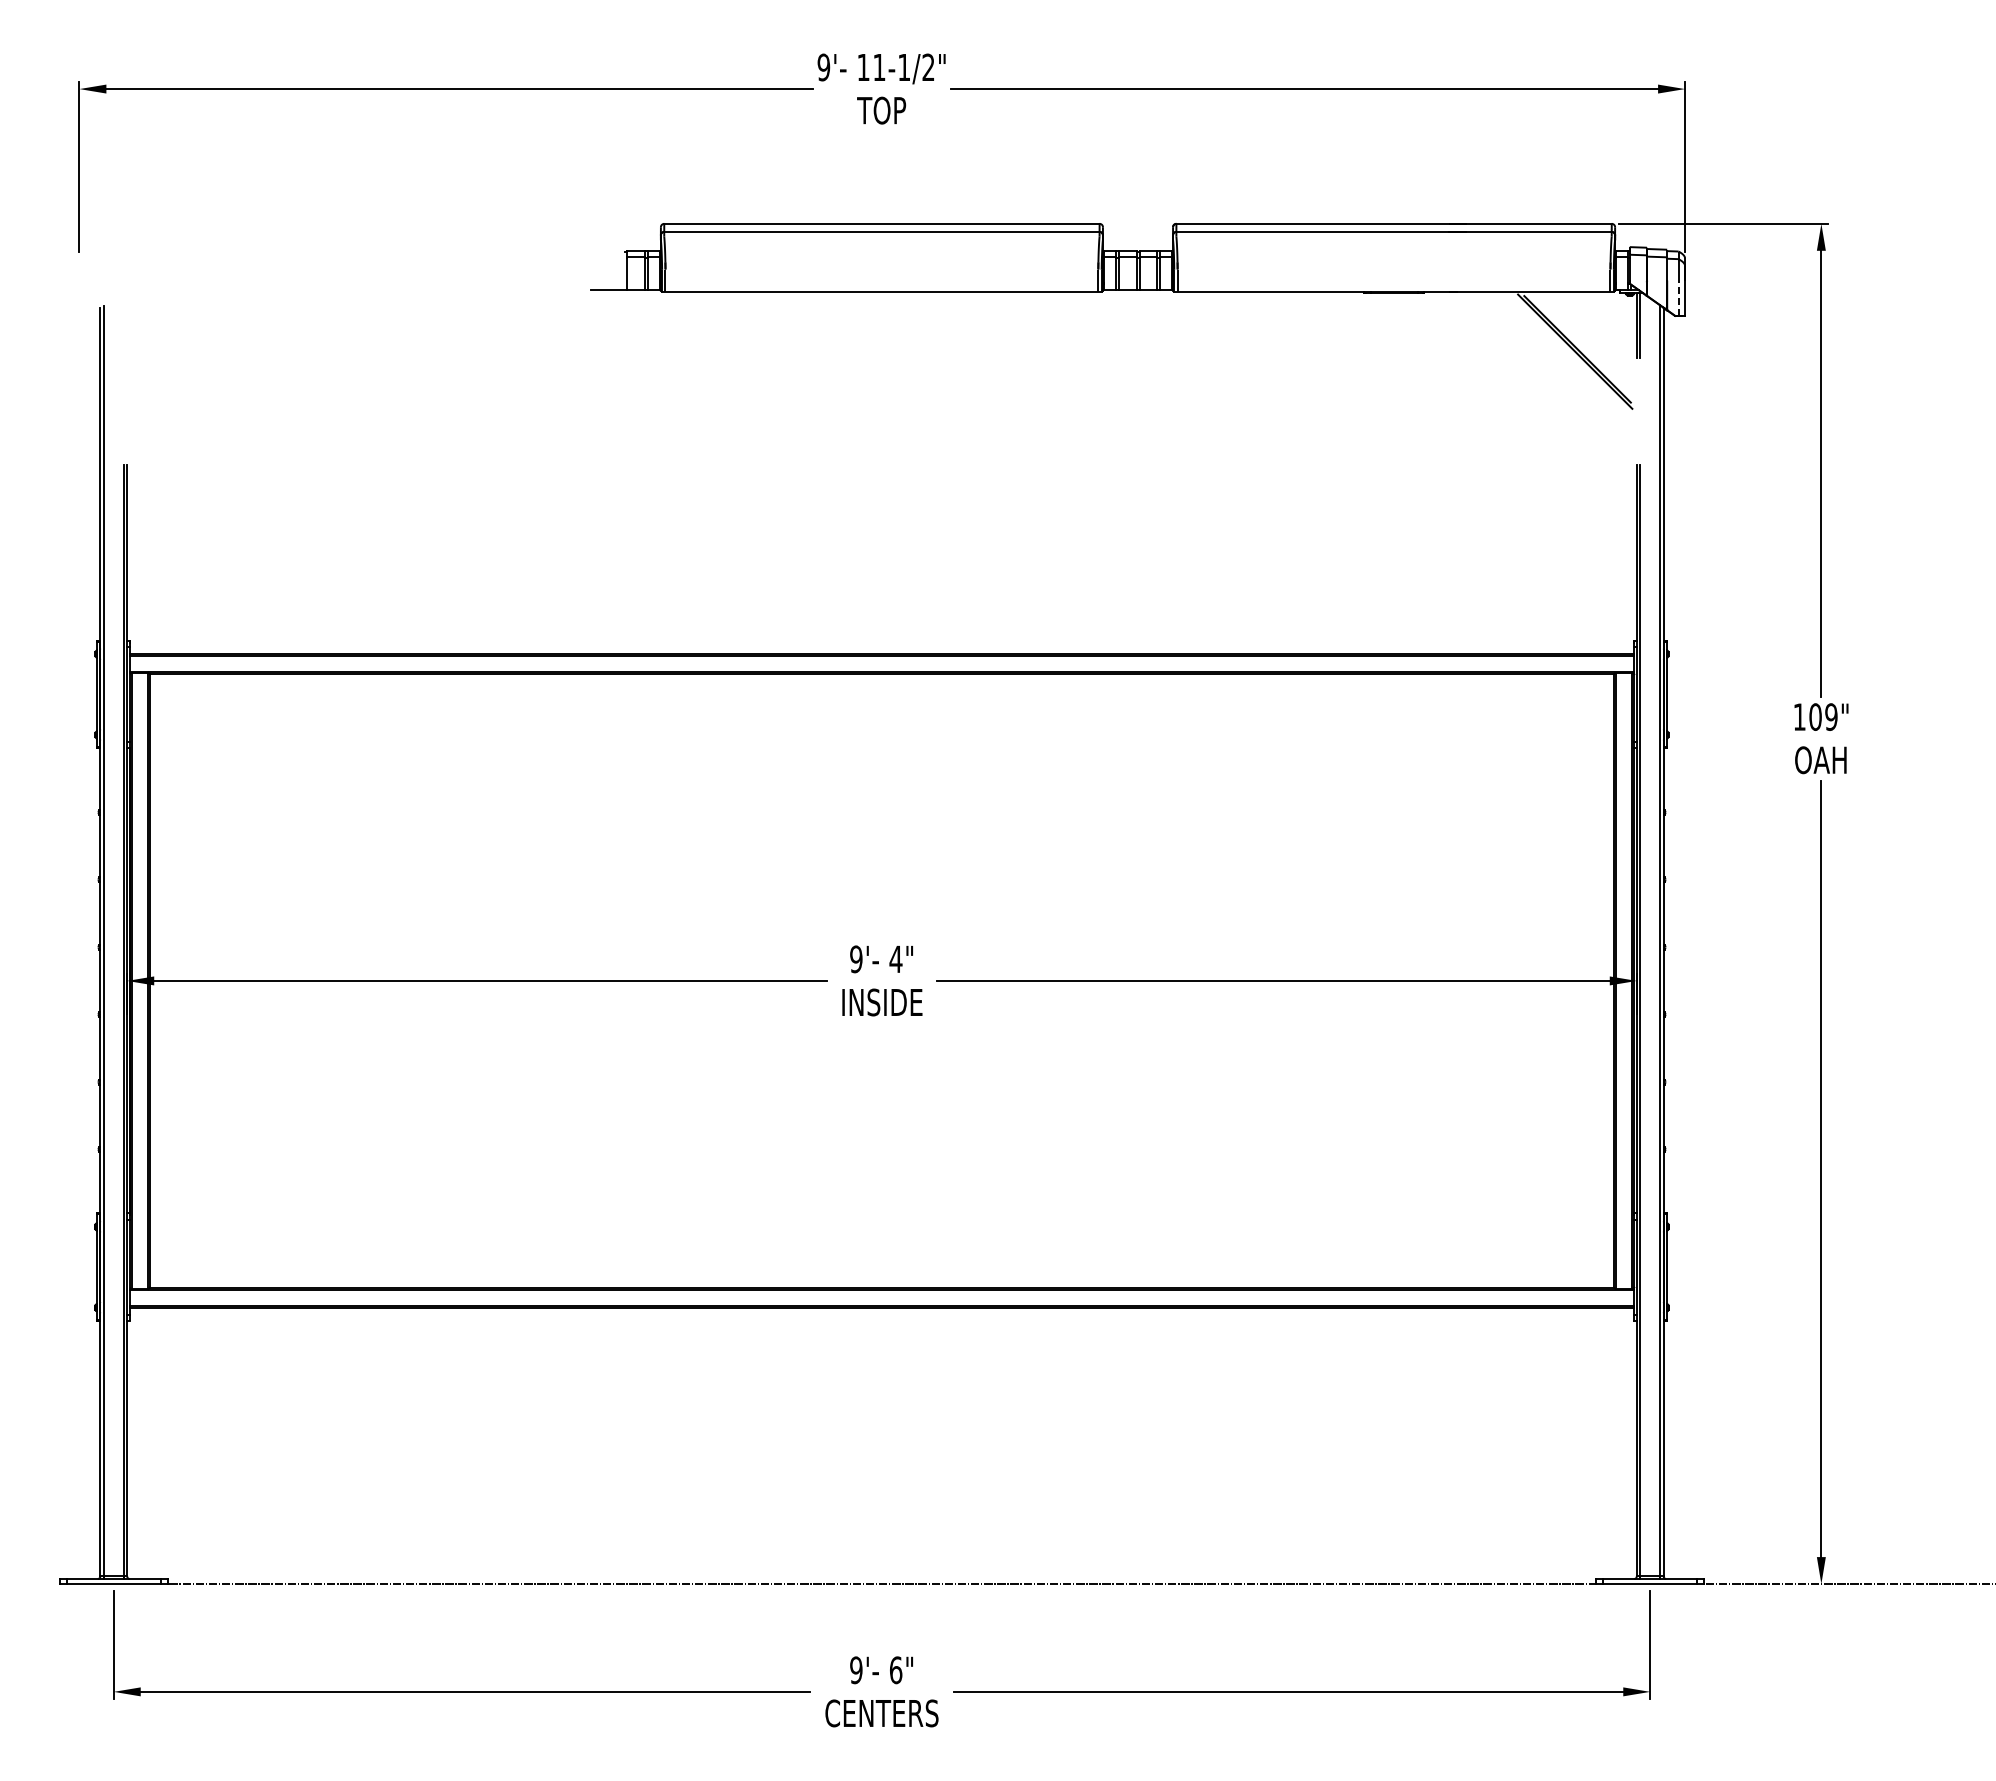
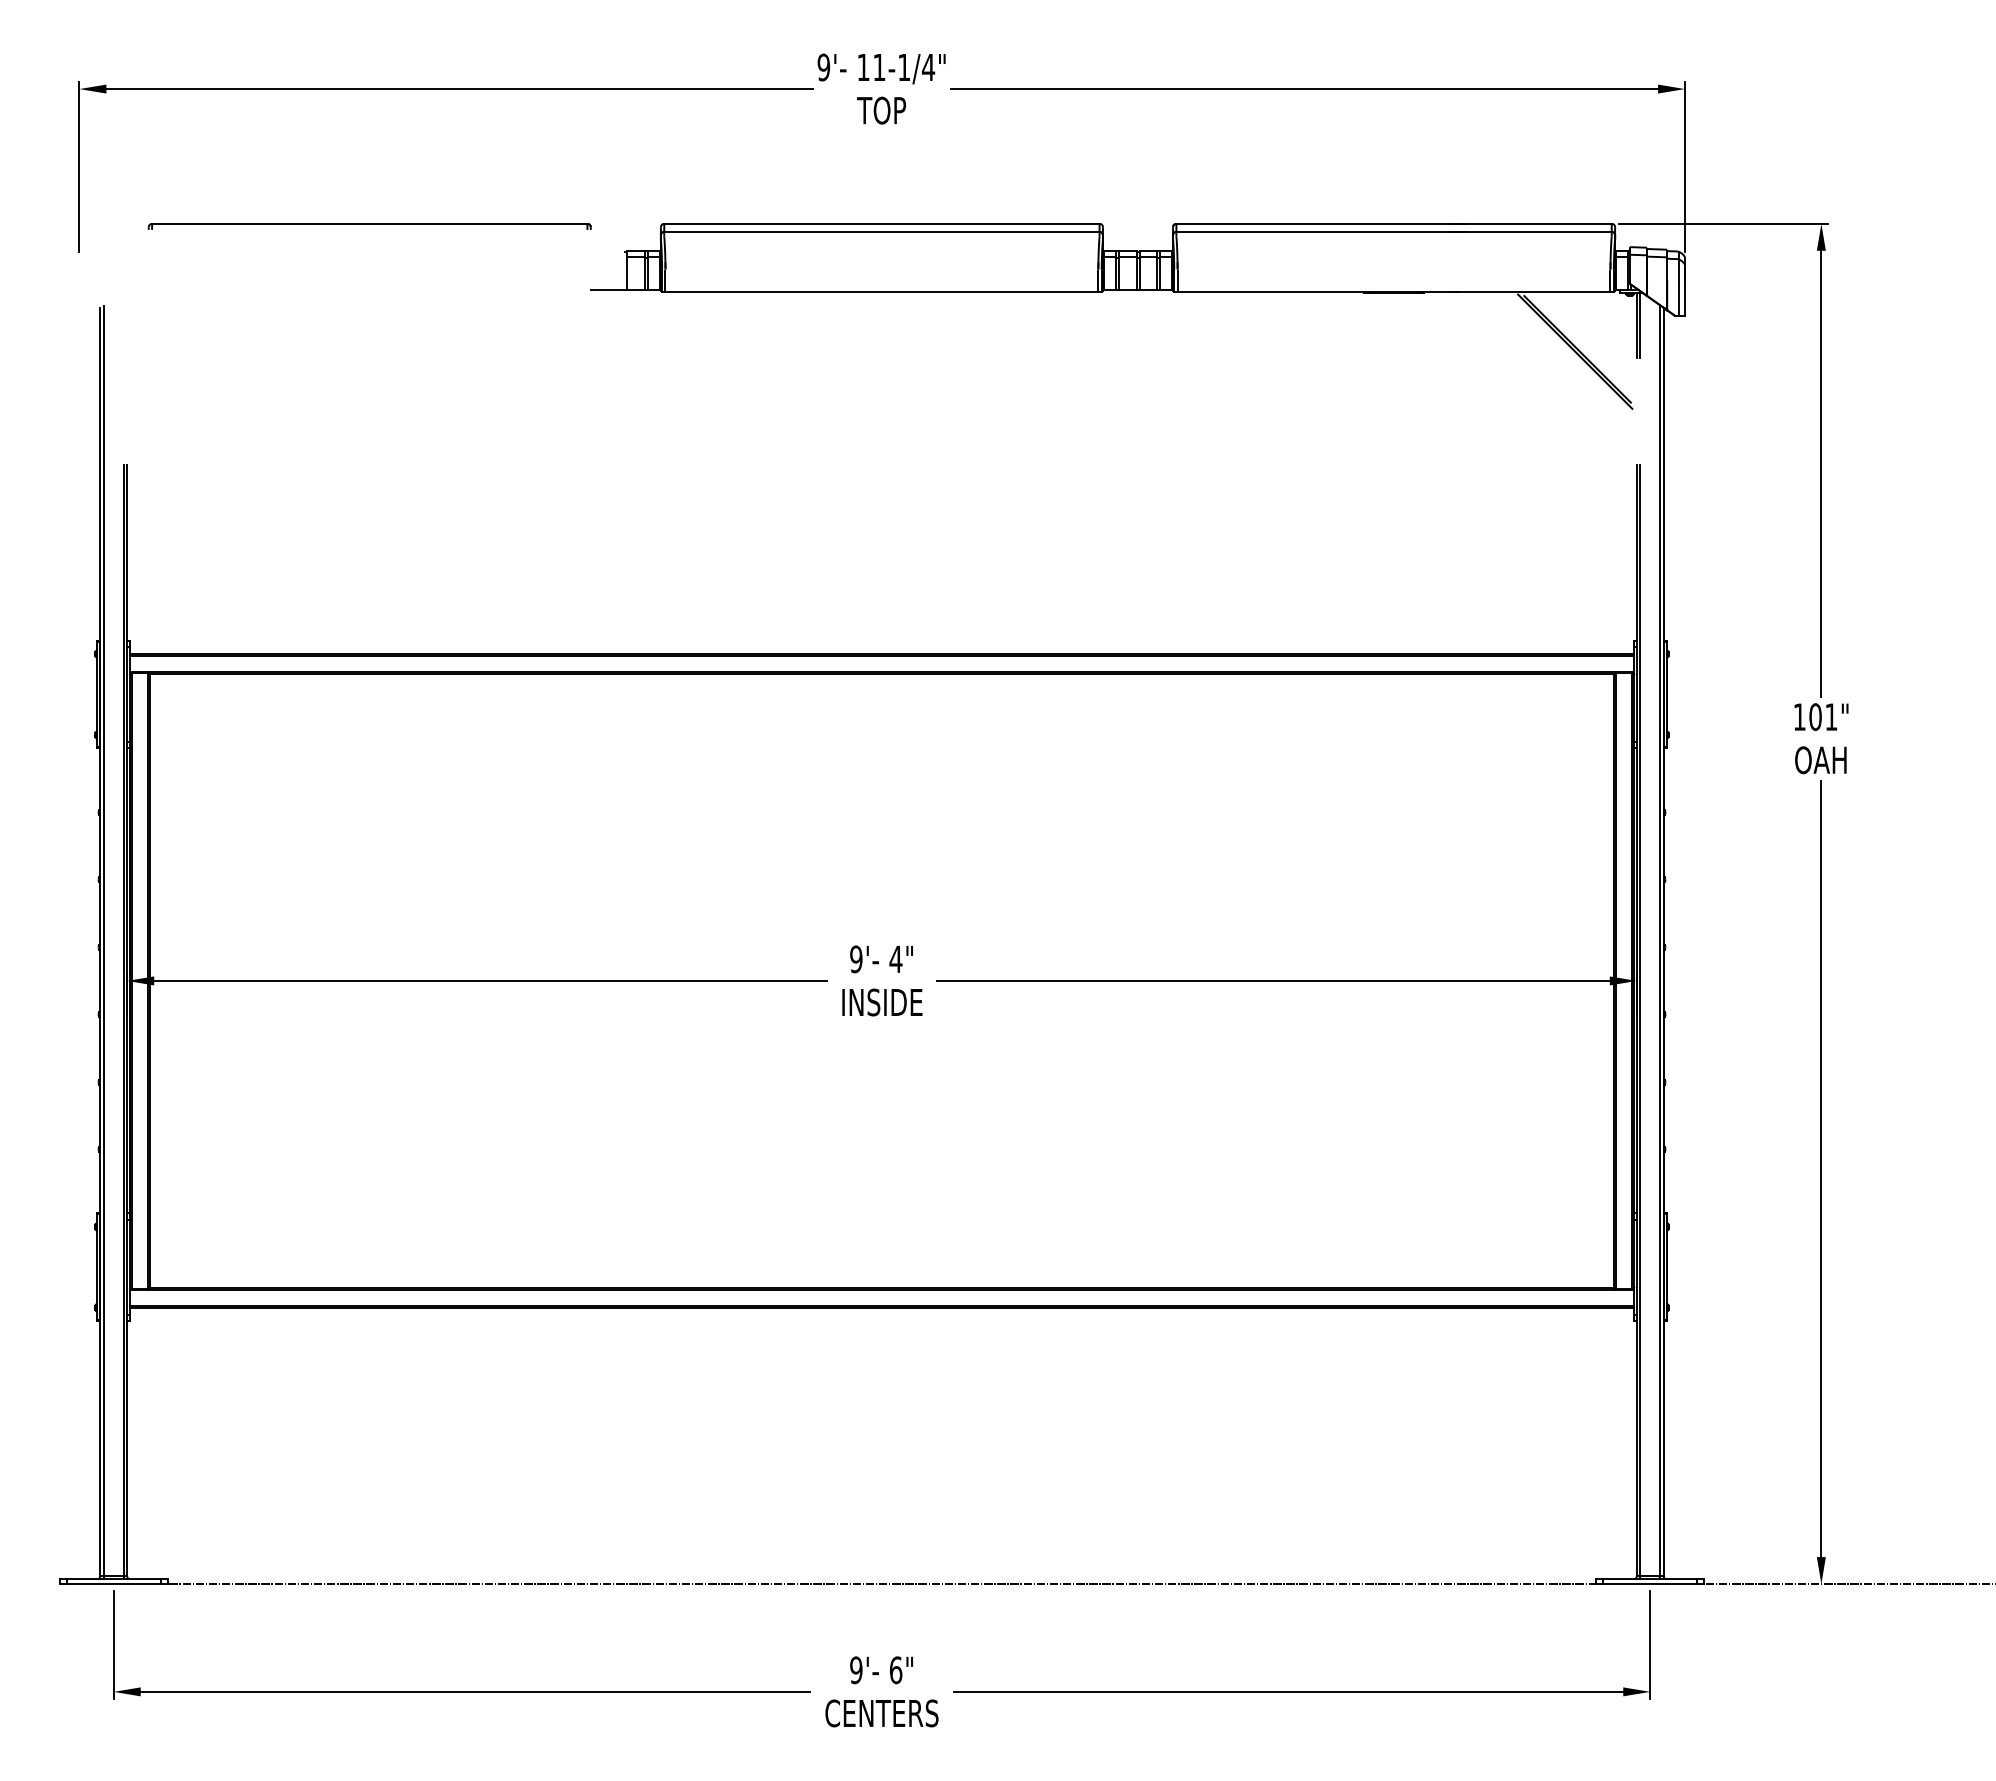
text: 11-1/2" -> 11-1/4" (928, 66)
part: none -> present (369, 226)
line: dashed -> solid (1678, 298)
text: 109" -> 101" (1831, 716)
